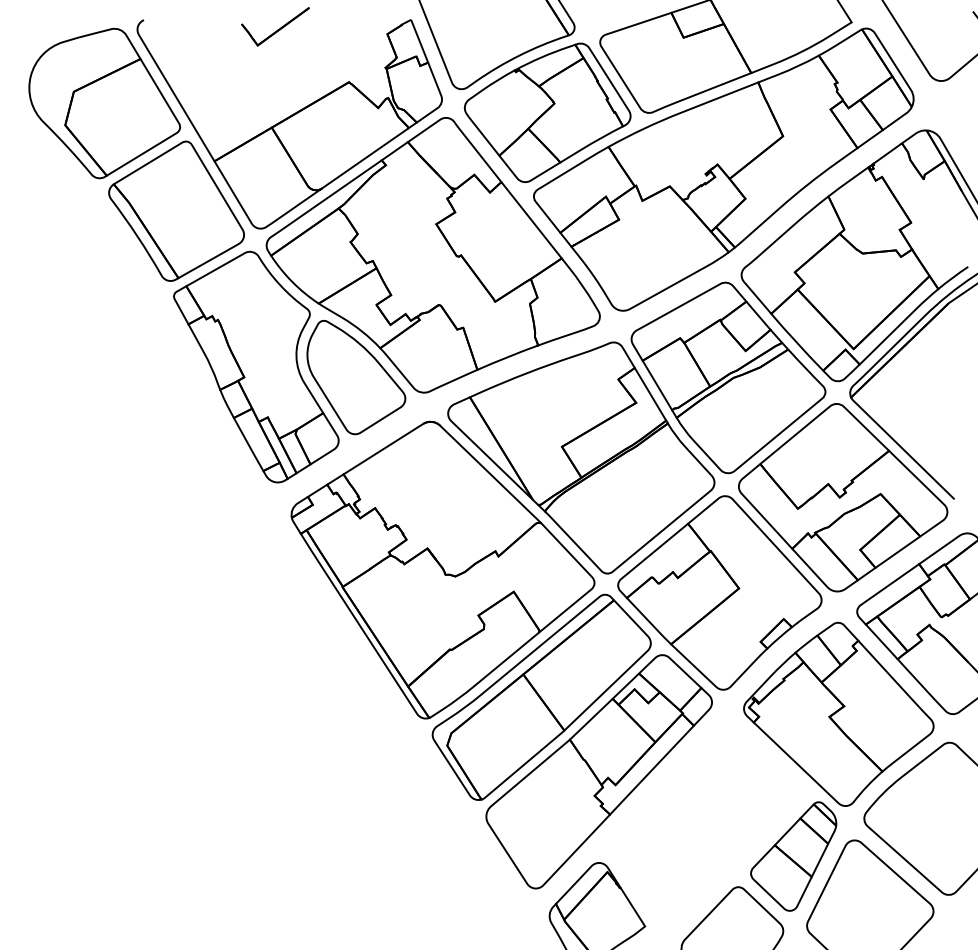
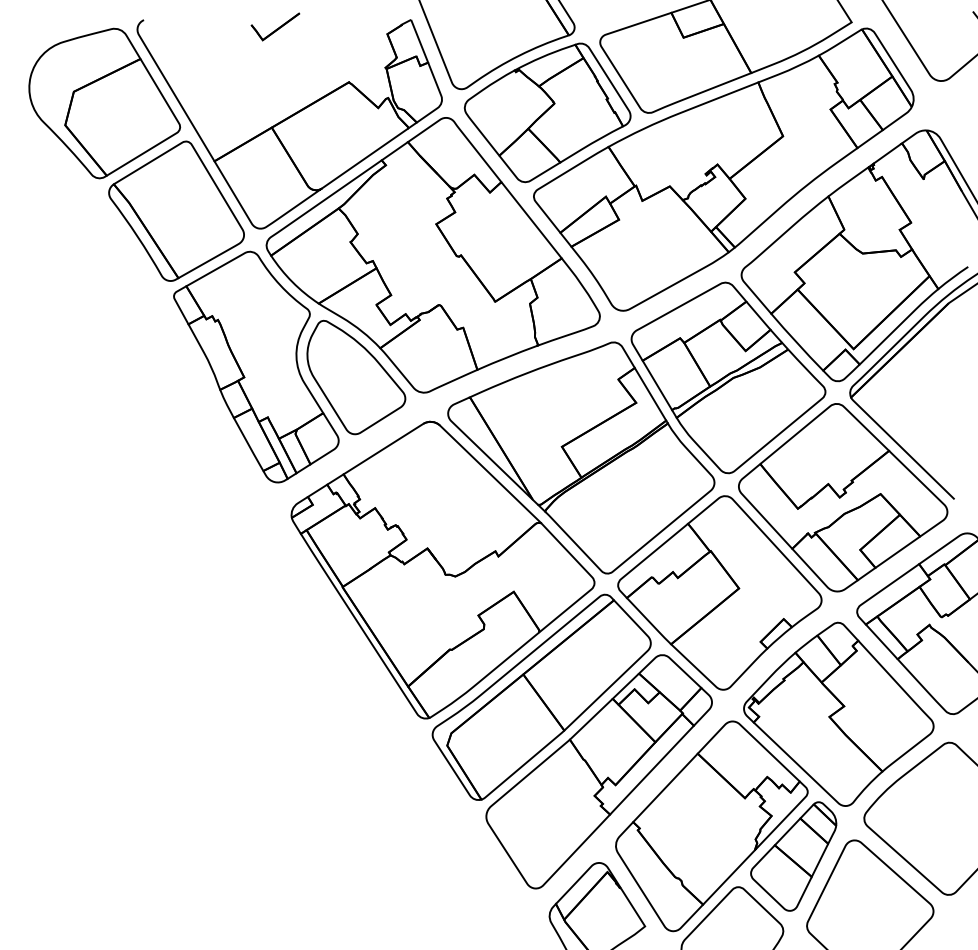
part size: 69x40 px -> 51x30 px (275, 26)
part: none -> present (711, 826)
